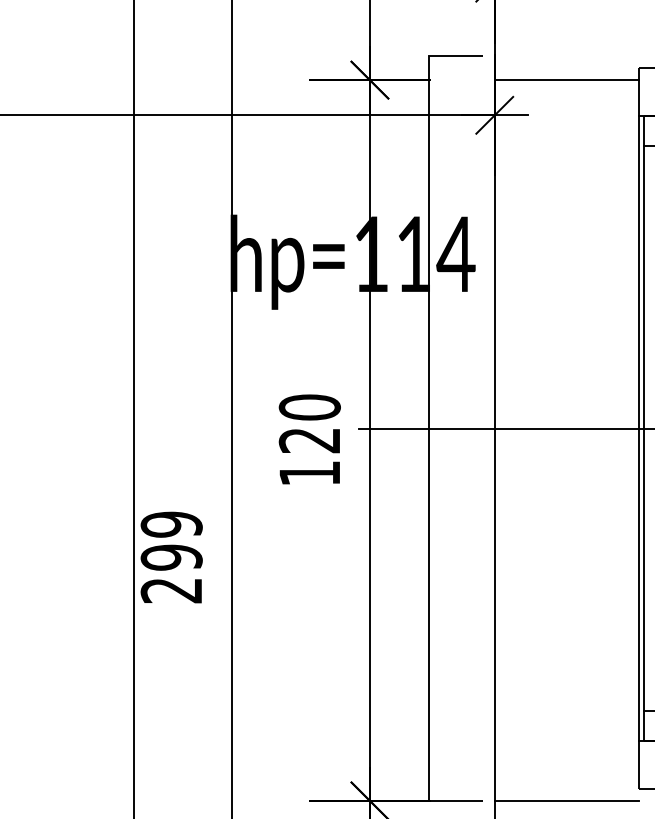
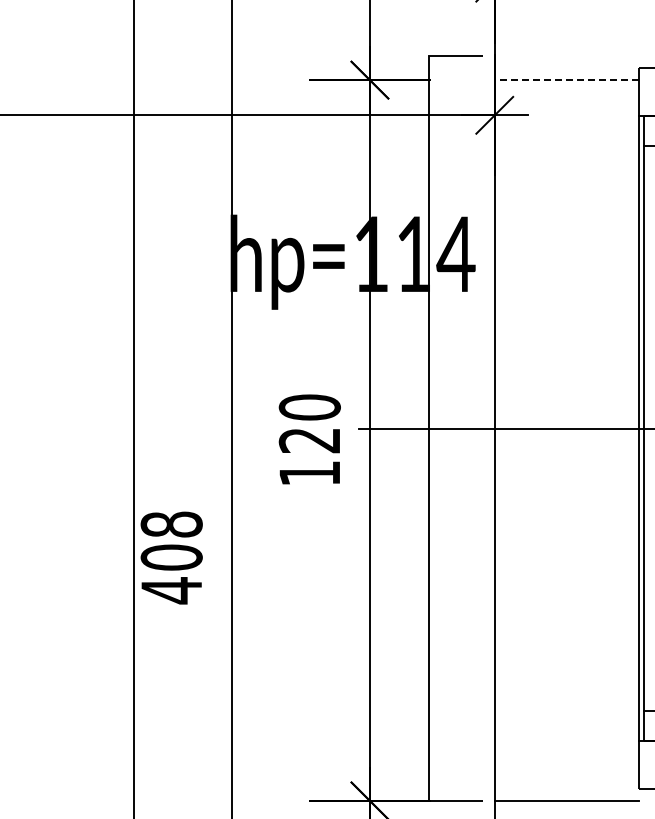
line: solid -> dashed (566, 80)
text: 299 -> 408 (171, 557)
